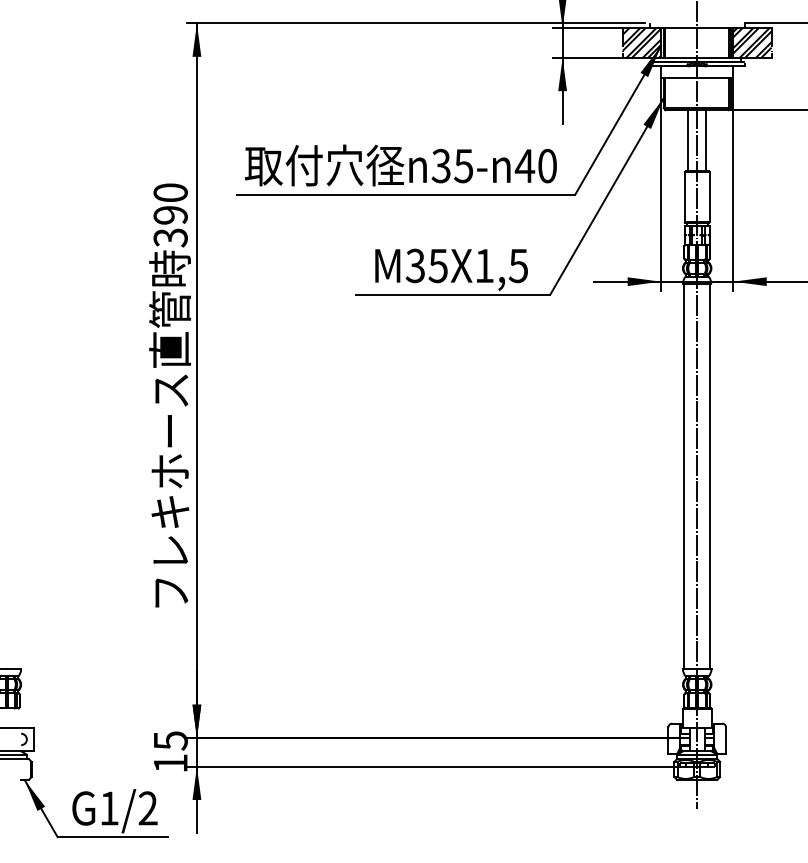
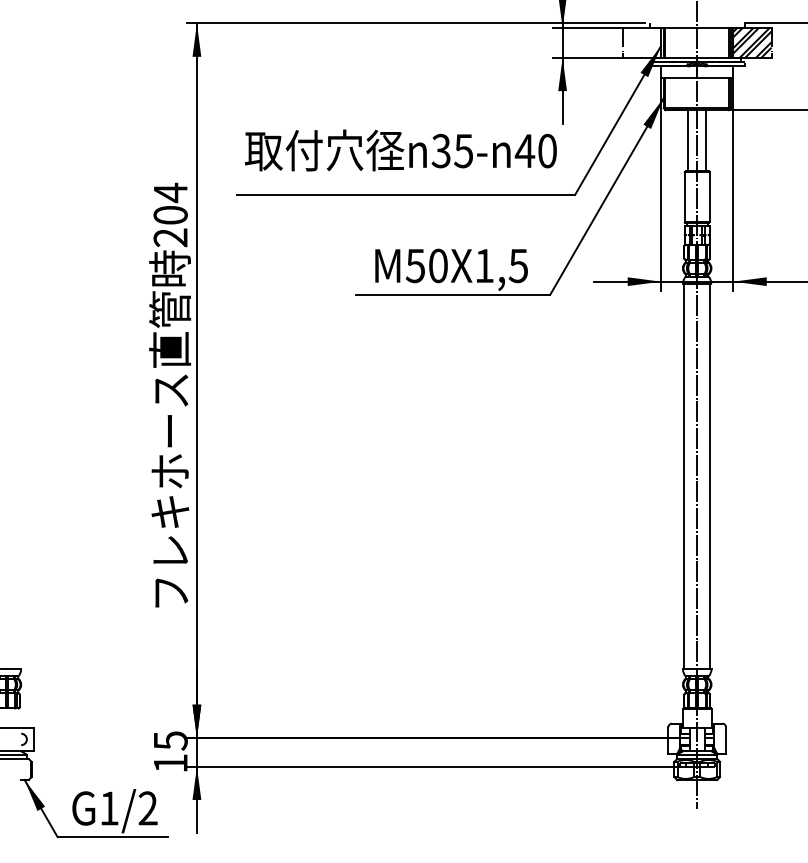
hatch: present -> none (641, 42)
text position: (400, 165) -> (400, 150) (400, 150)
text: 390 -> 204 (170, 214)
text: M35X1,5 -> M50X1,5 (426, 265)
